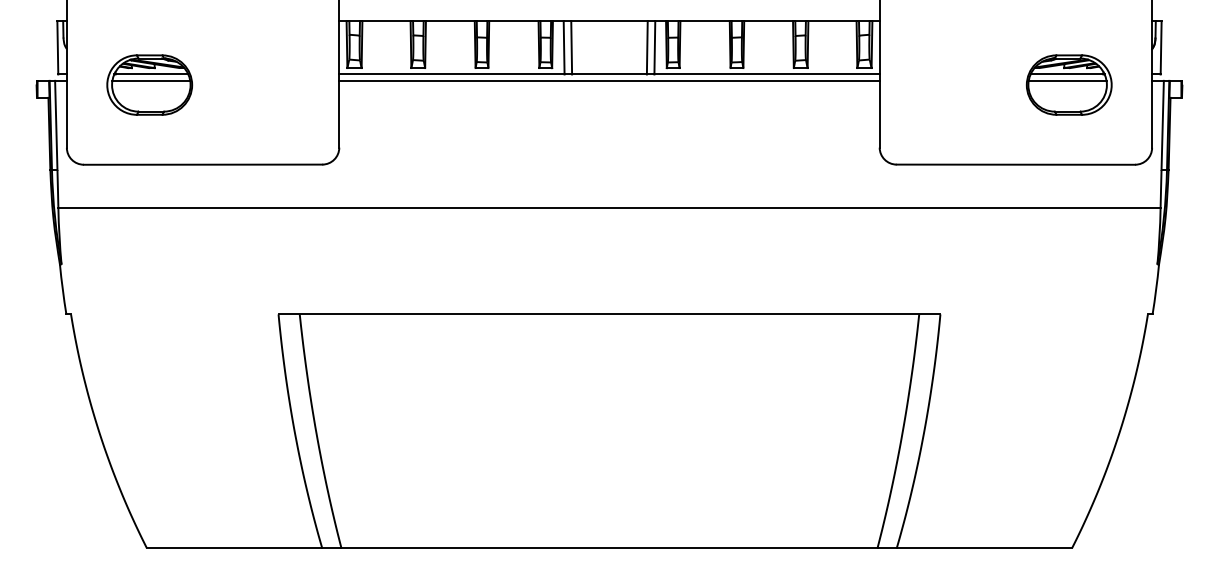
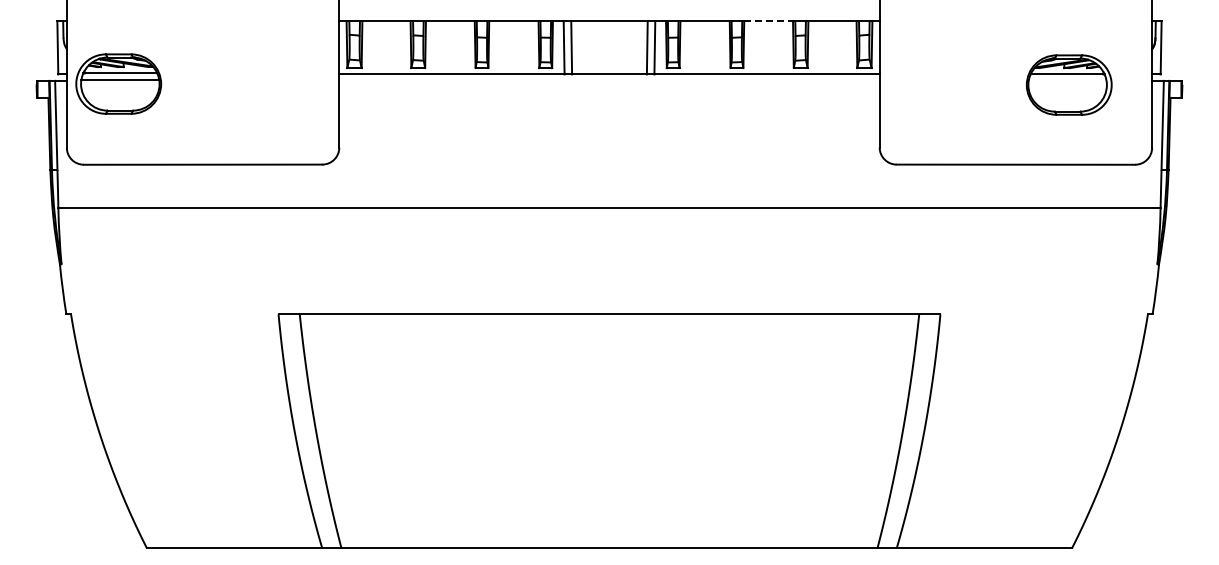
line: solid -> dashed (769, 21)
line: present -> none (609, 80)
line: present -> none (1067, 80)
part position: (149, 84) -> (118, 83) (118, 83)
